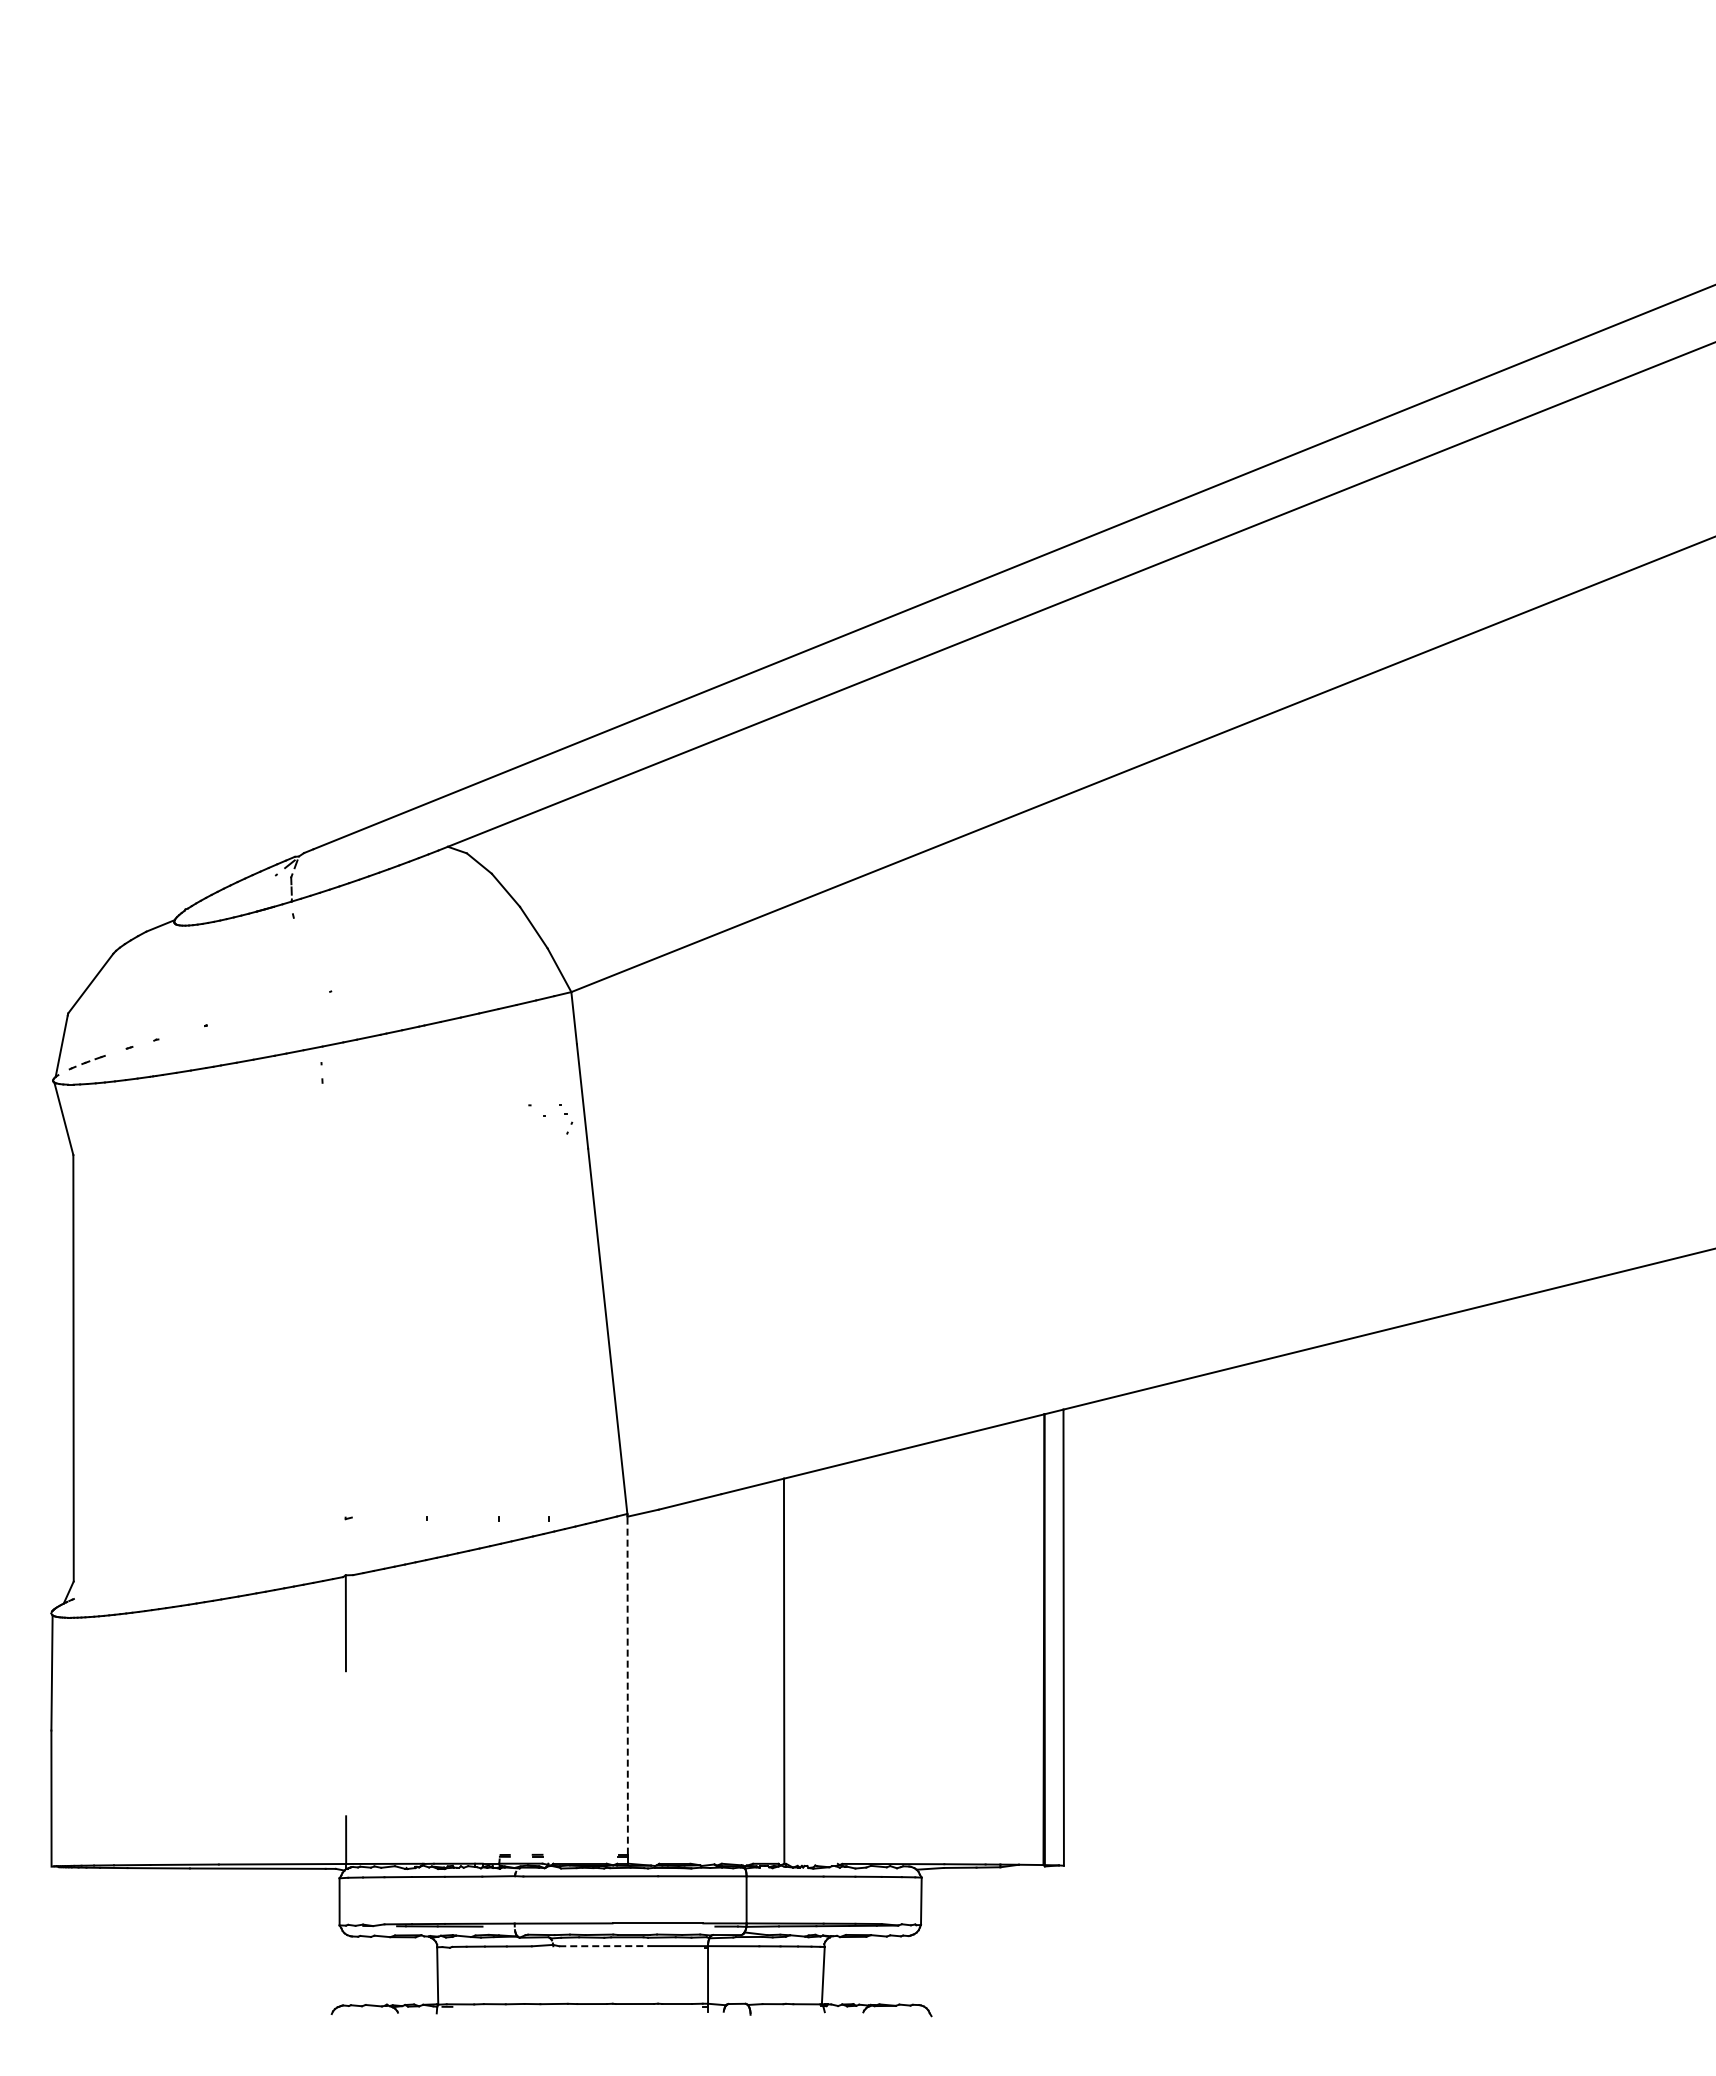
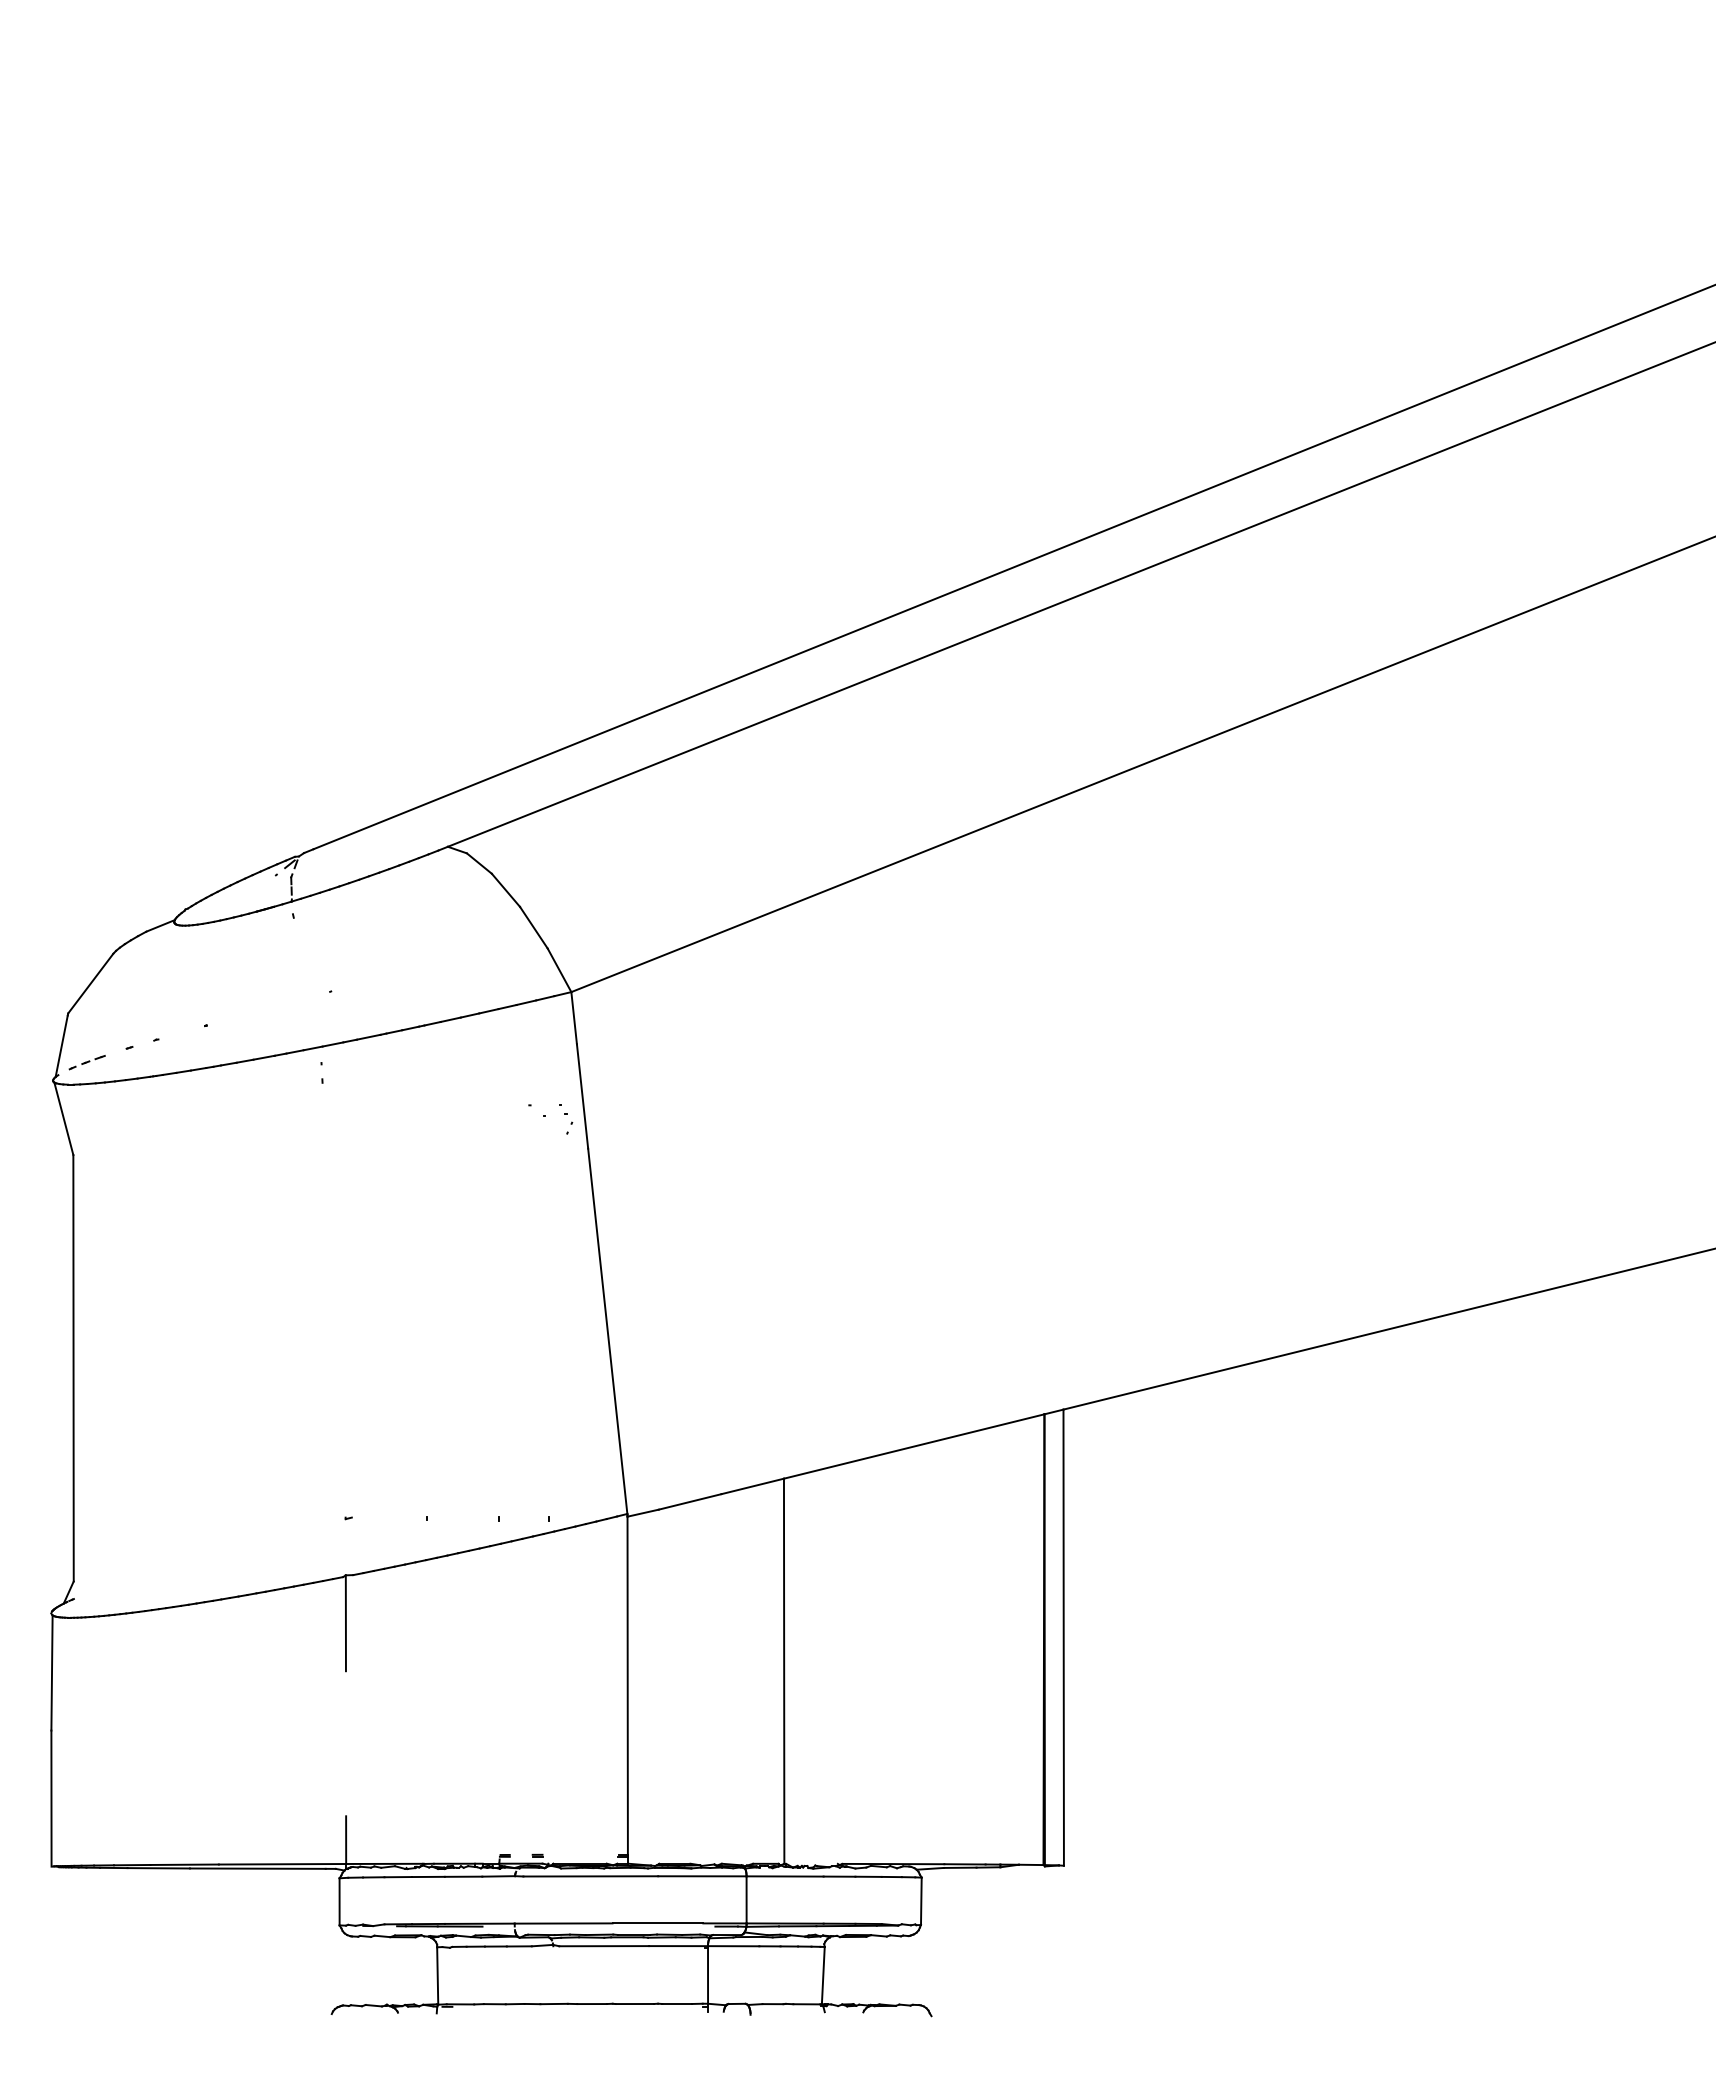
line: dashed -> solid (627, 1685)
line: dashed -> solid (604, 1946)
